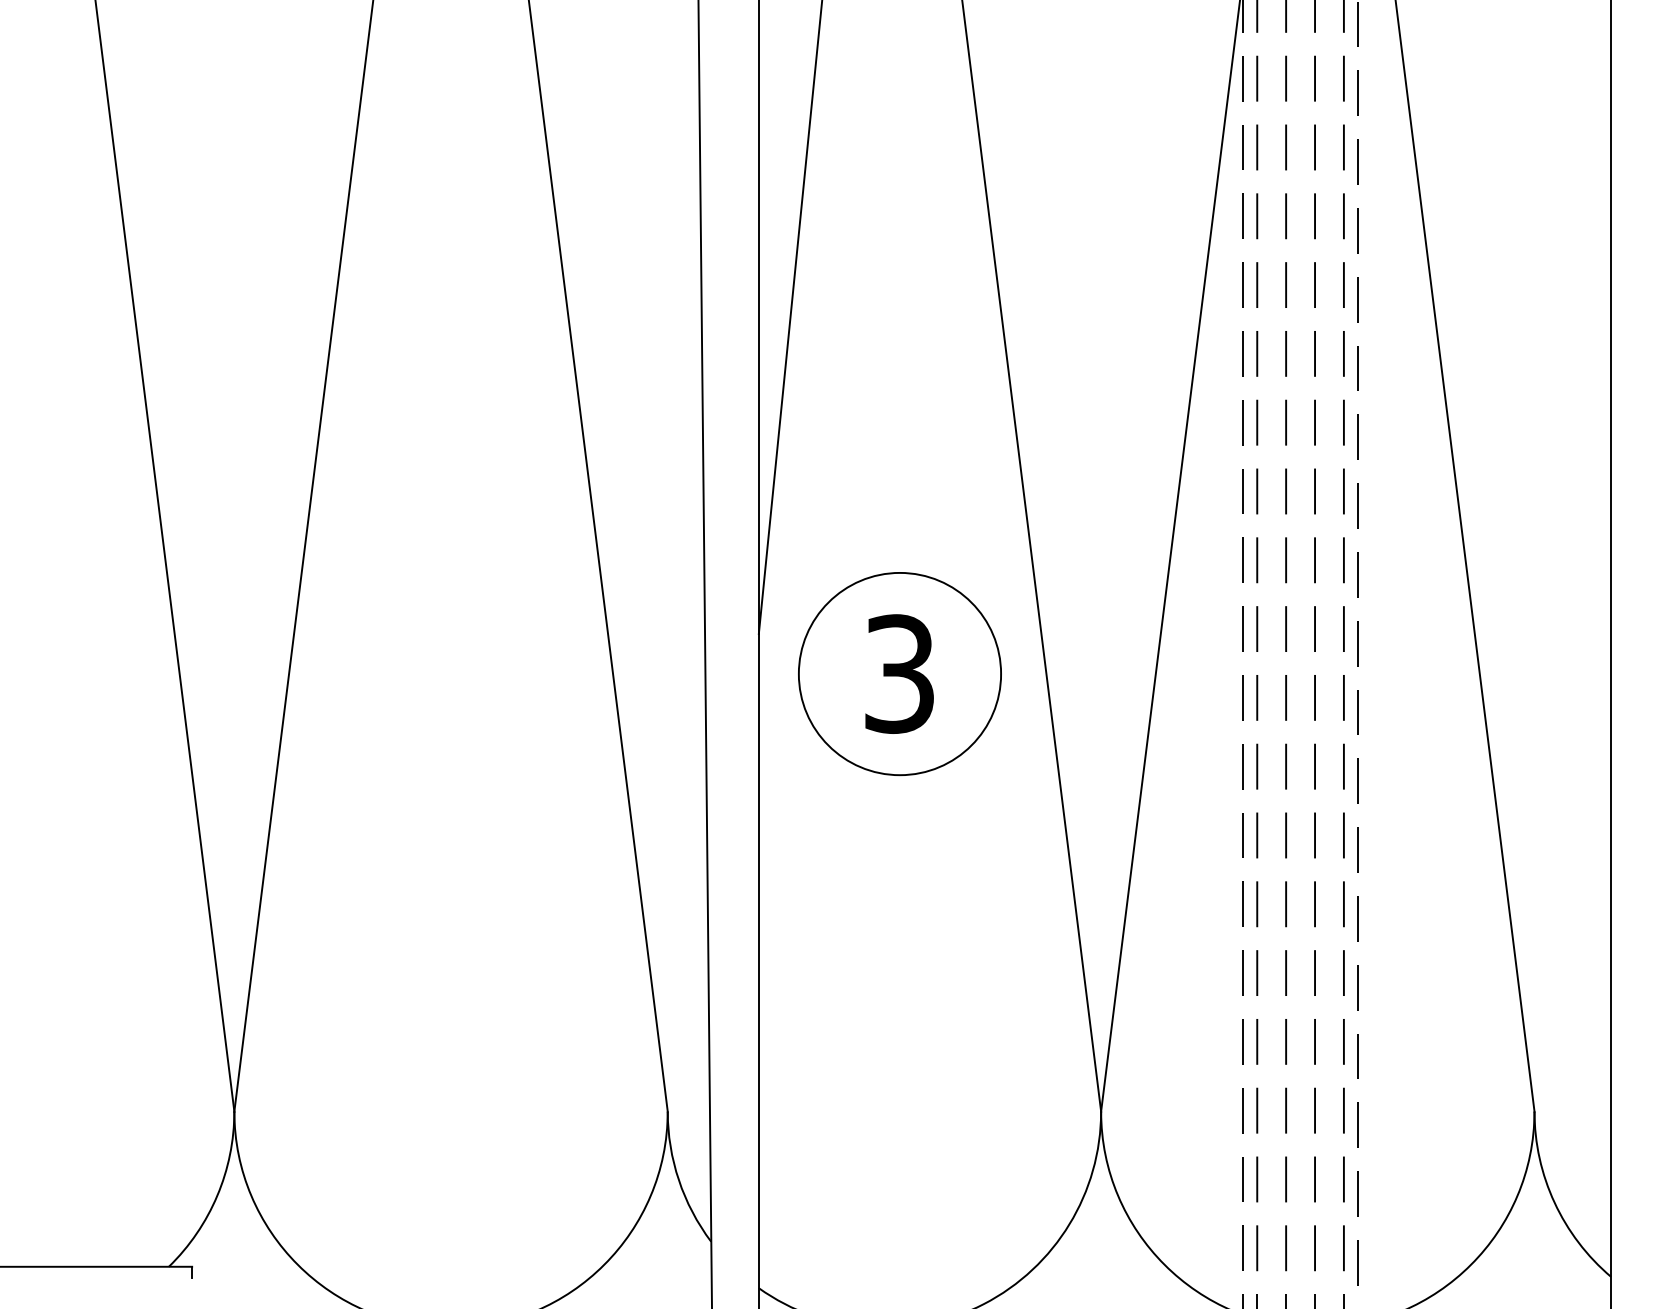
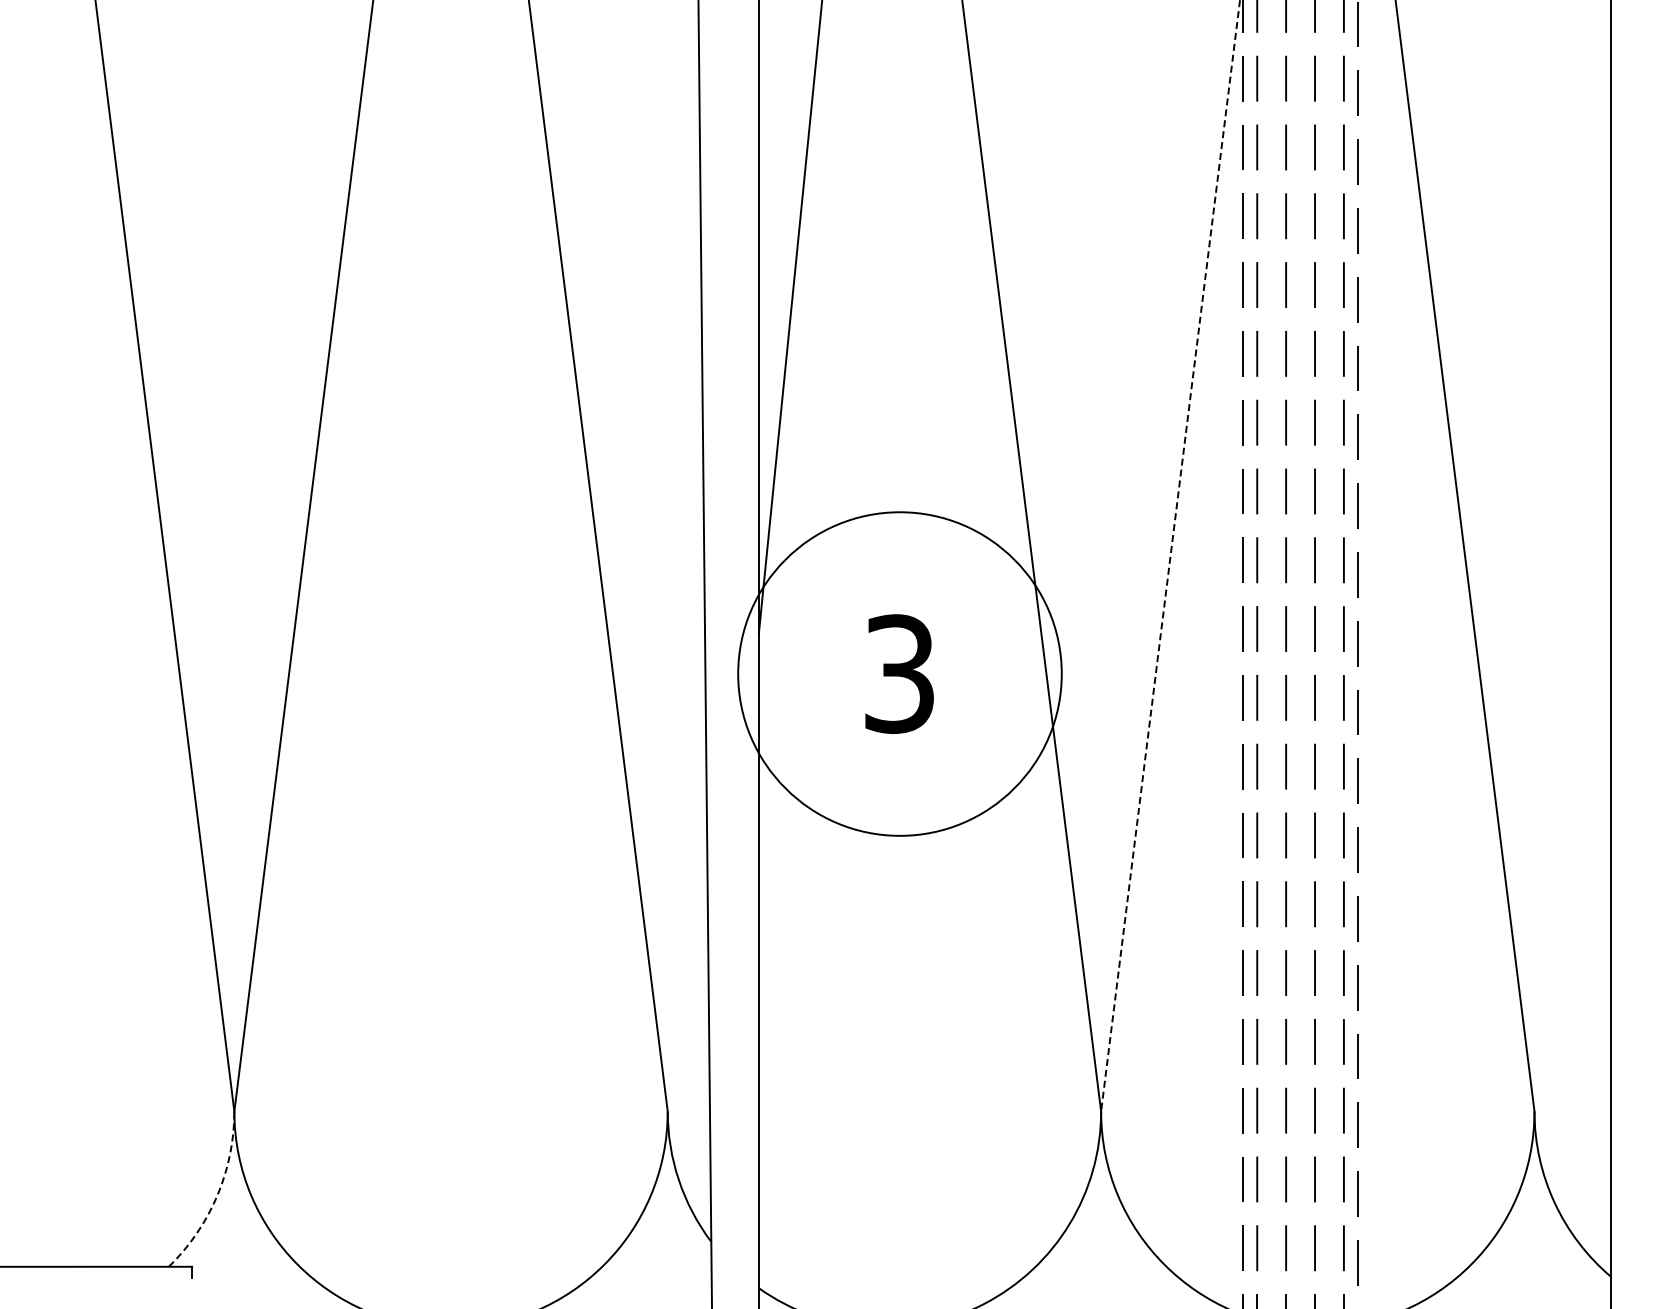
line: solid -> dashed (1170, 556)
circle diameter: 202 px -> 324 px (899, 673)
arc: solid -> dashed (217, 1195)
